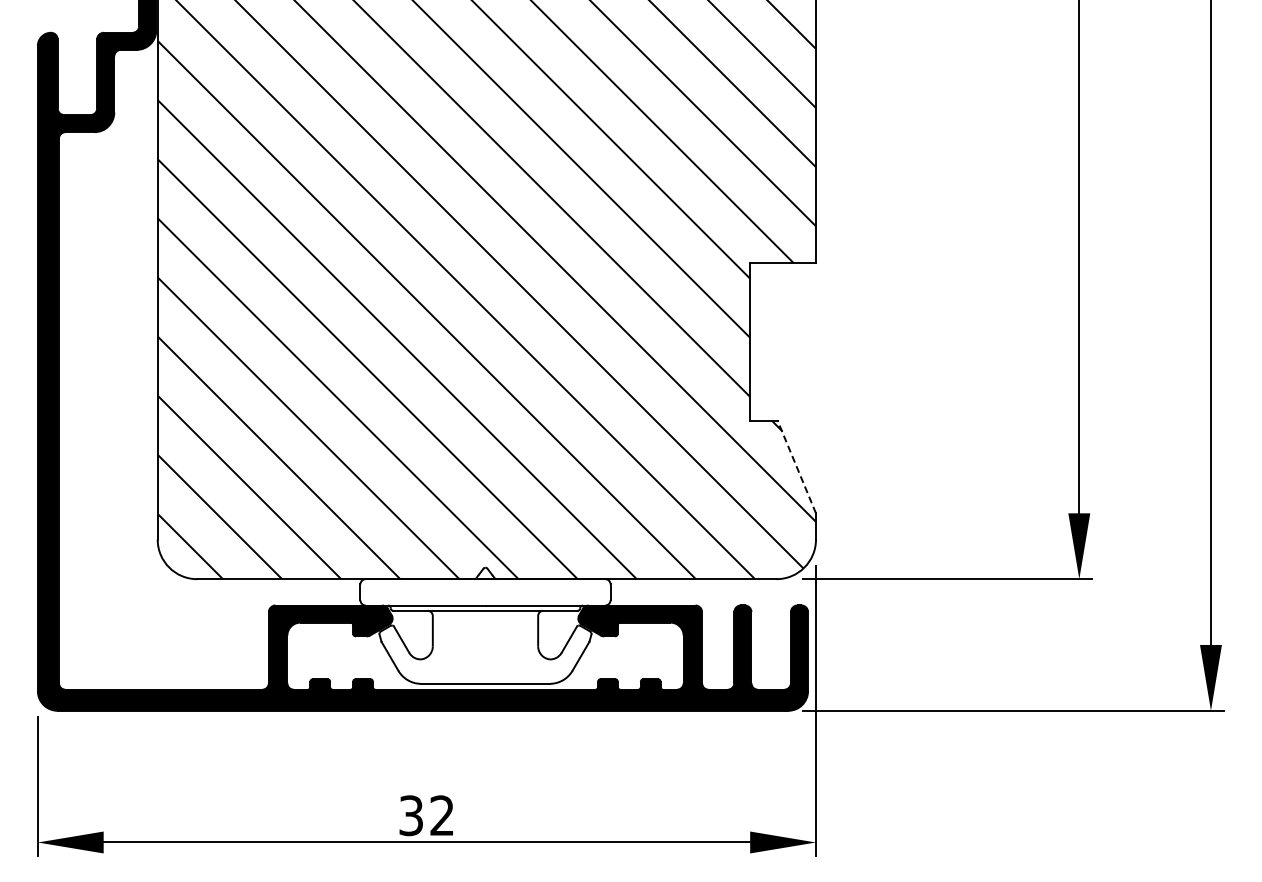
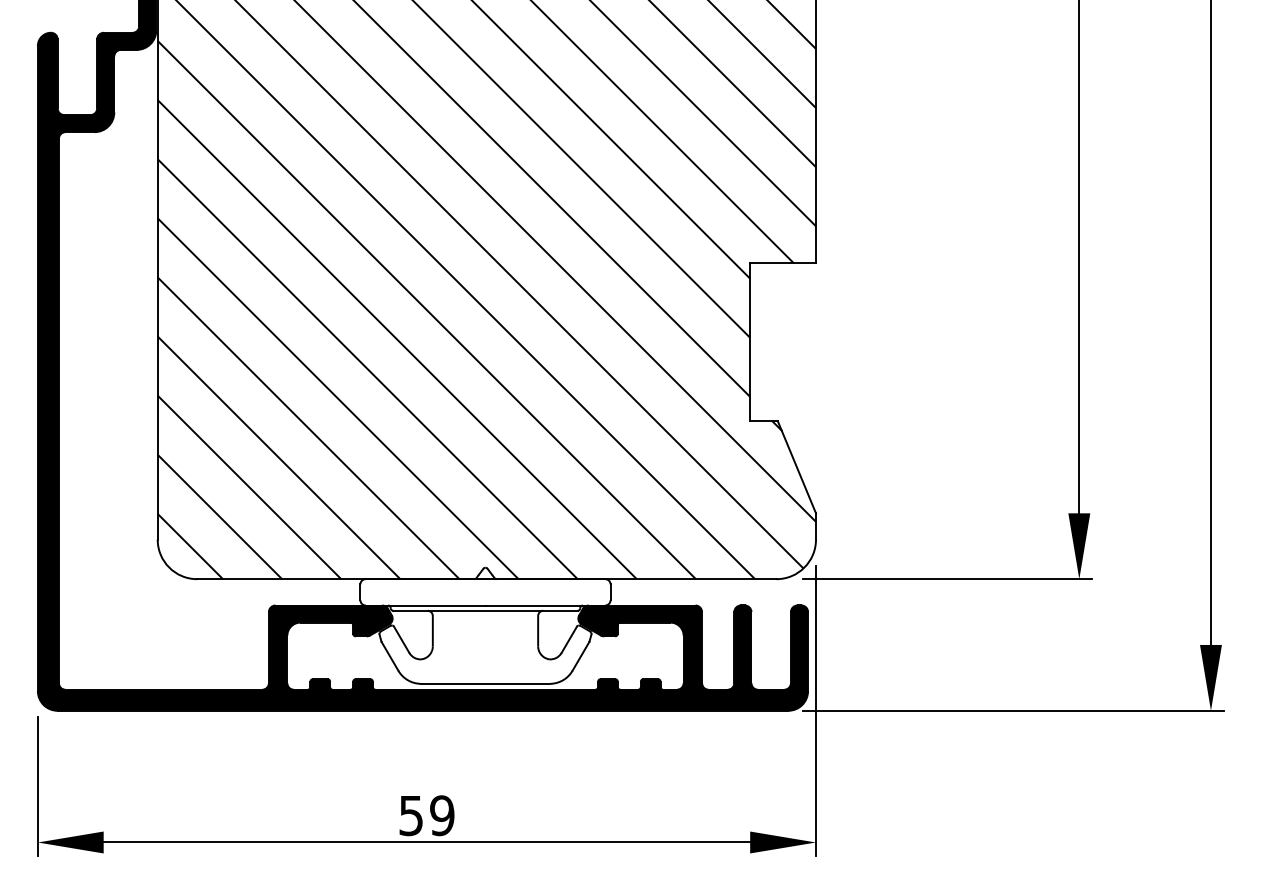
line: dashed -> solid (796, 467)
text: 32 -> 59 (427, 815)
